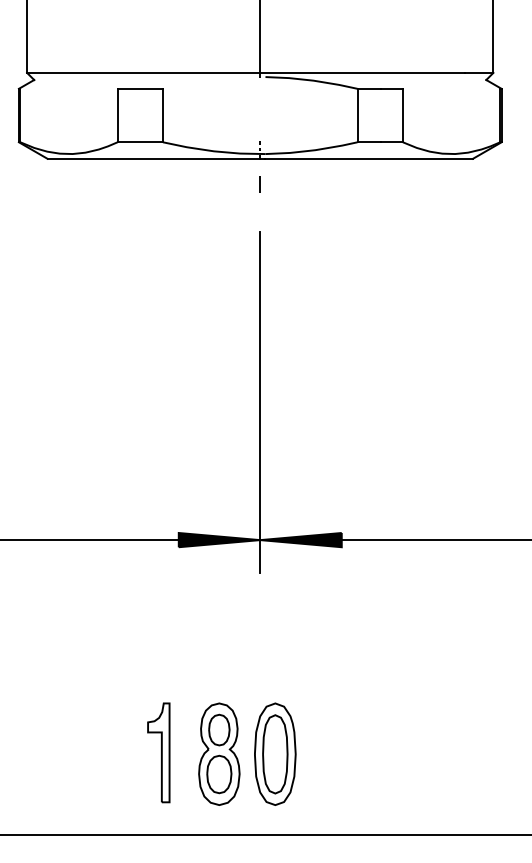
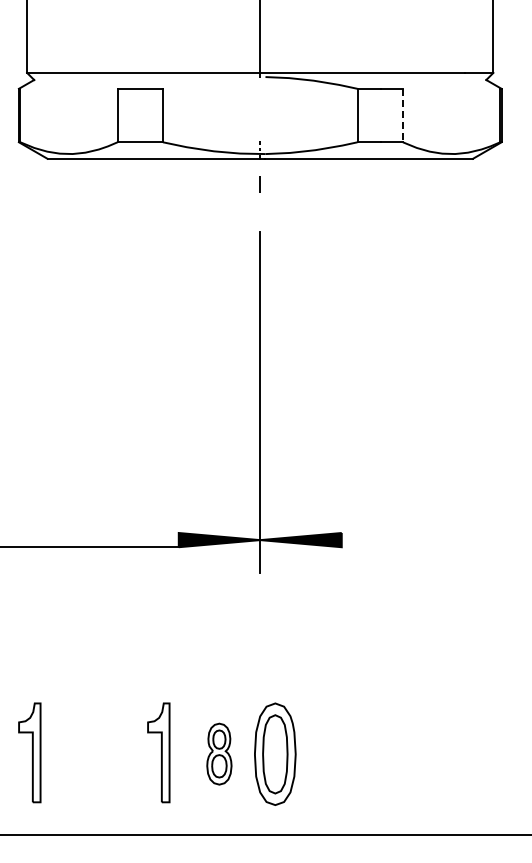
line: solid -> dashed (402, 115)
line position: (90, 540) -> (90, 547) (90, 547)
line: present -> none (434, 540)
part: none -> present (29, 752)
part size: 43x104 px -> 27x64 px (219, 753)
